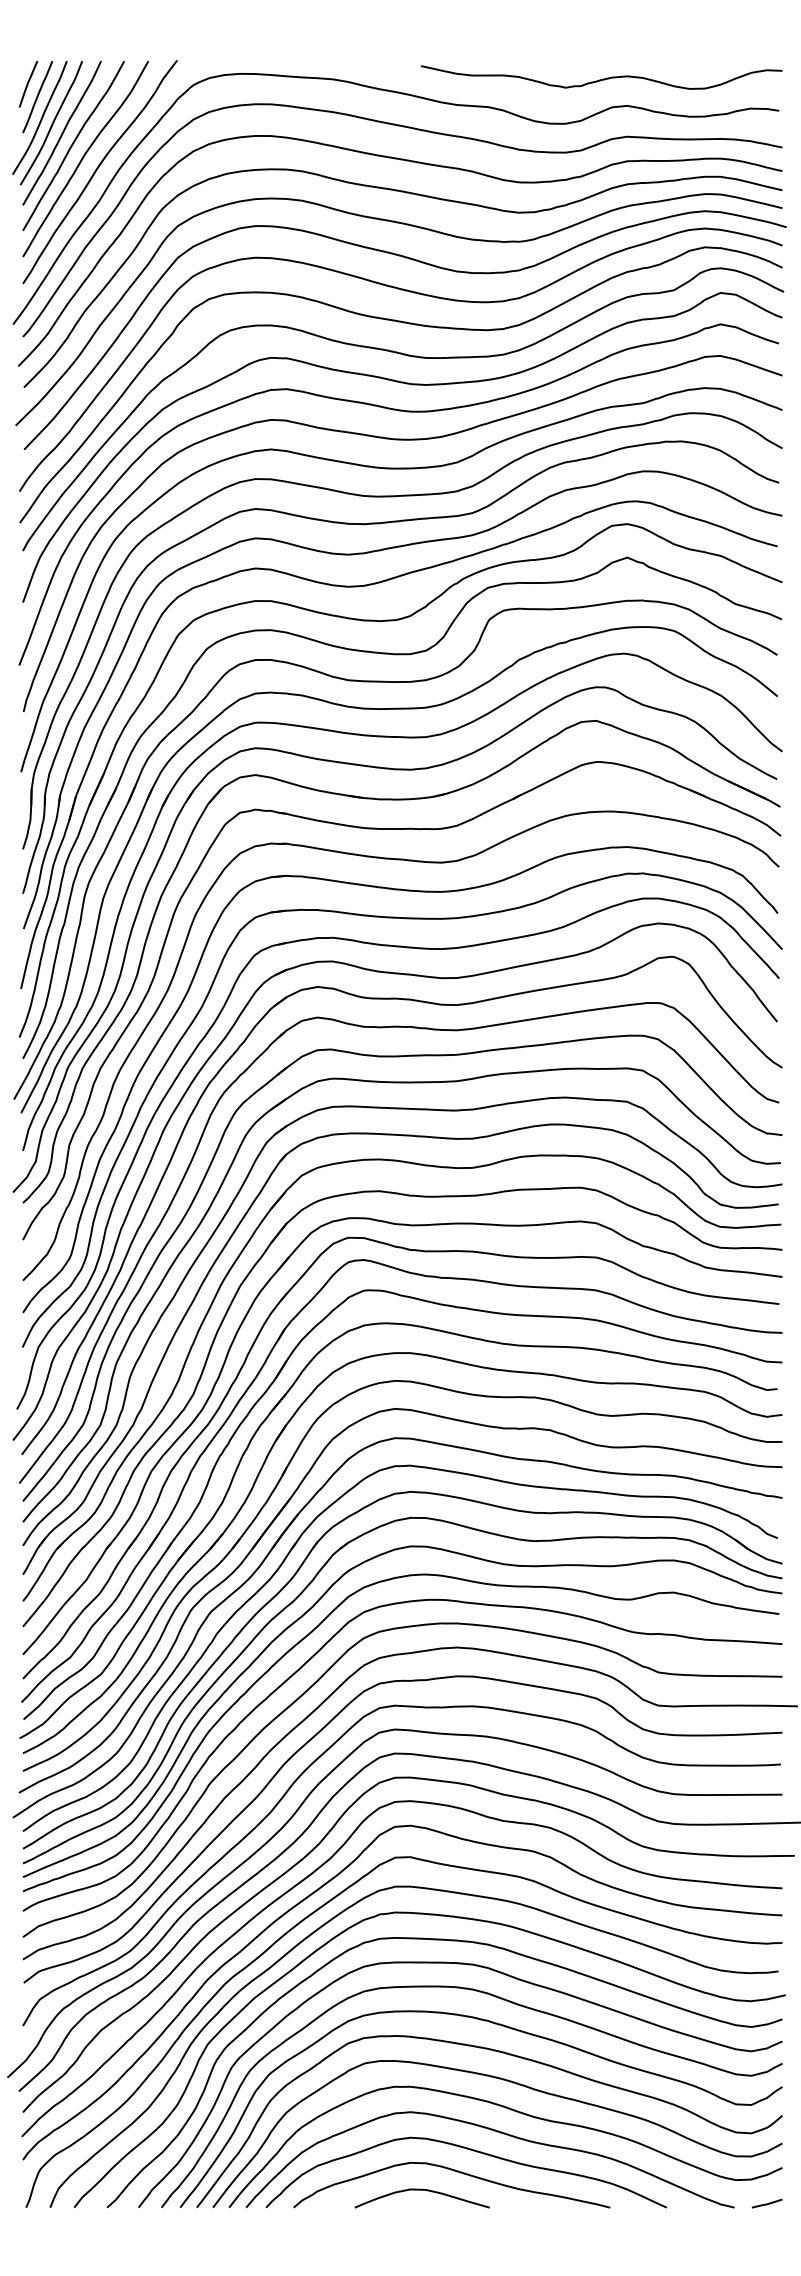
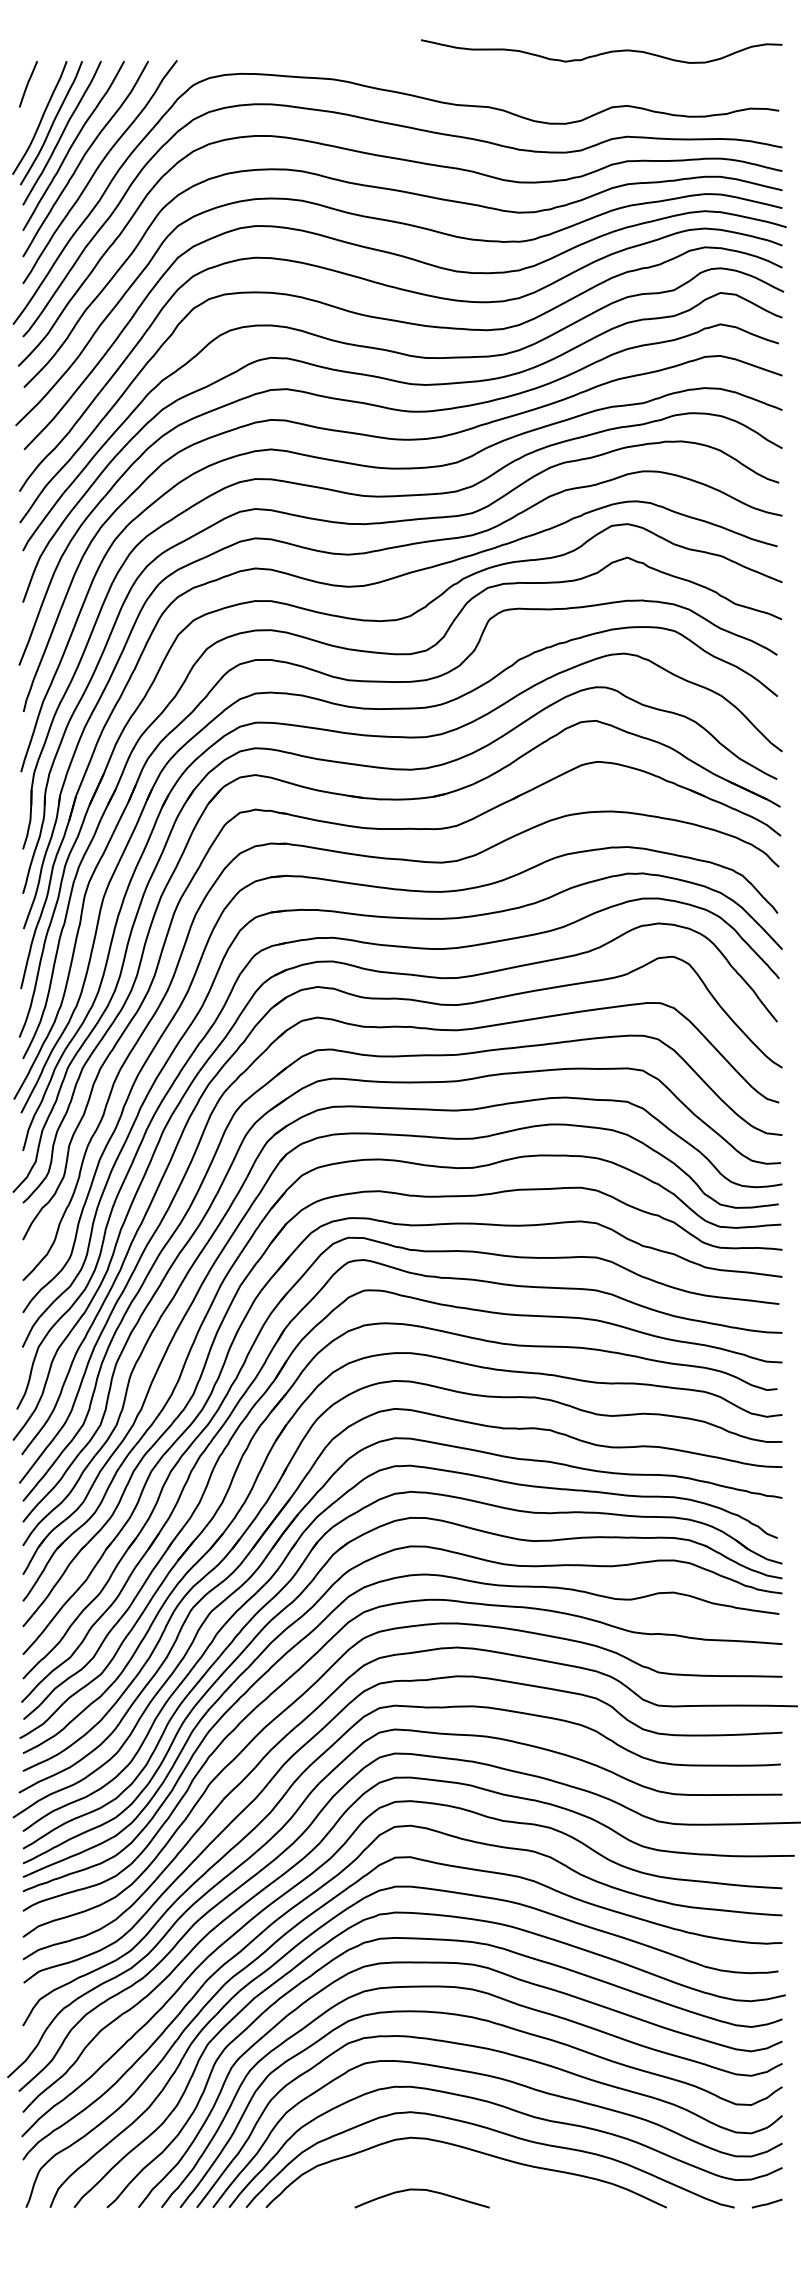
curve position: (602, 78) -> (602, 52) (602, 52)
line: present -> none (37, 97)
curve: present -> none (453, 2171)
